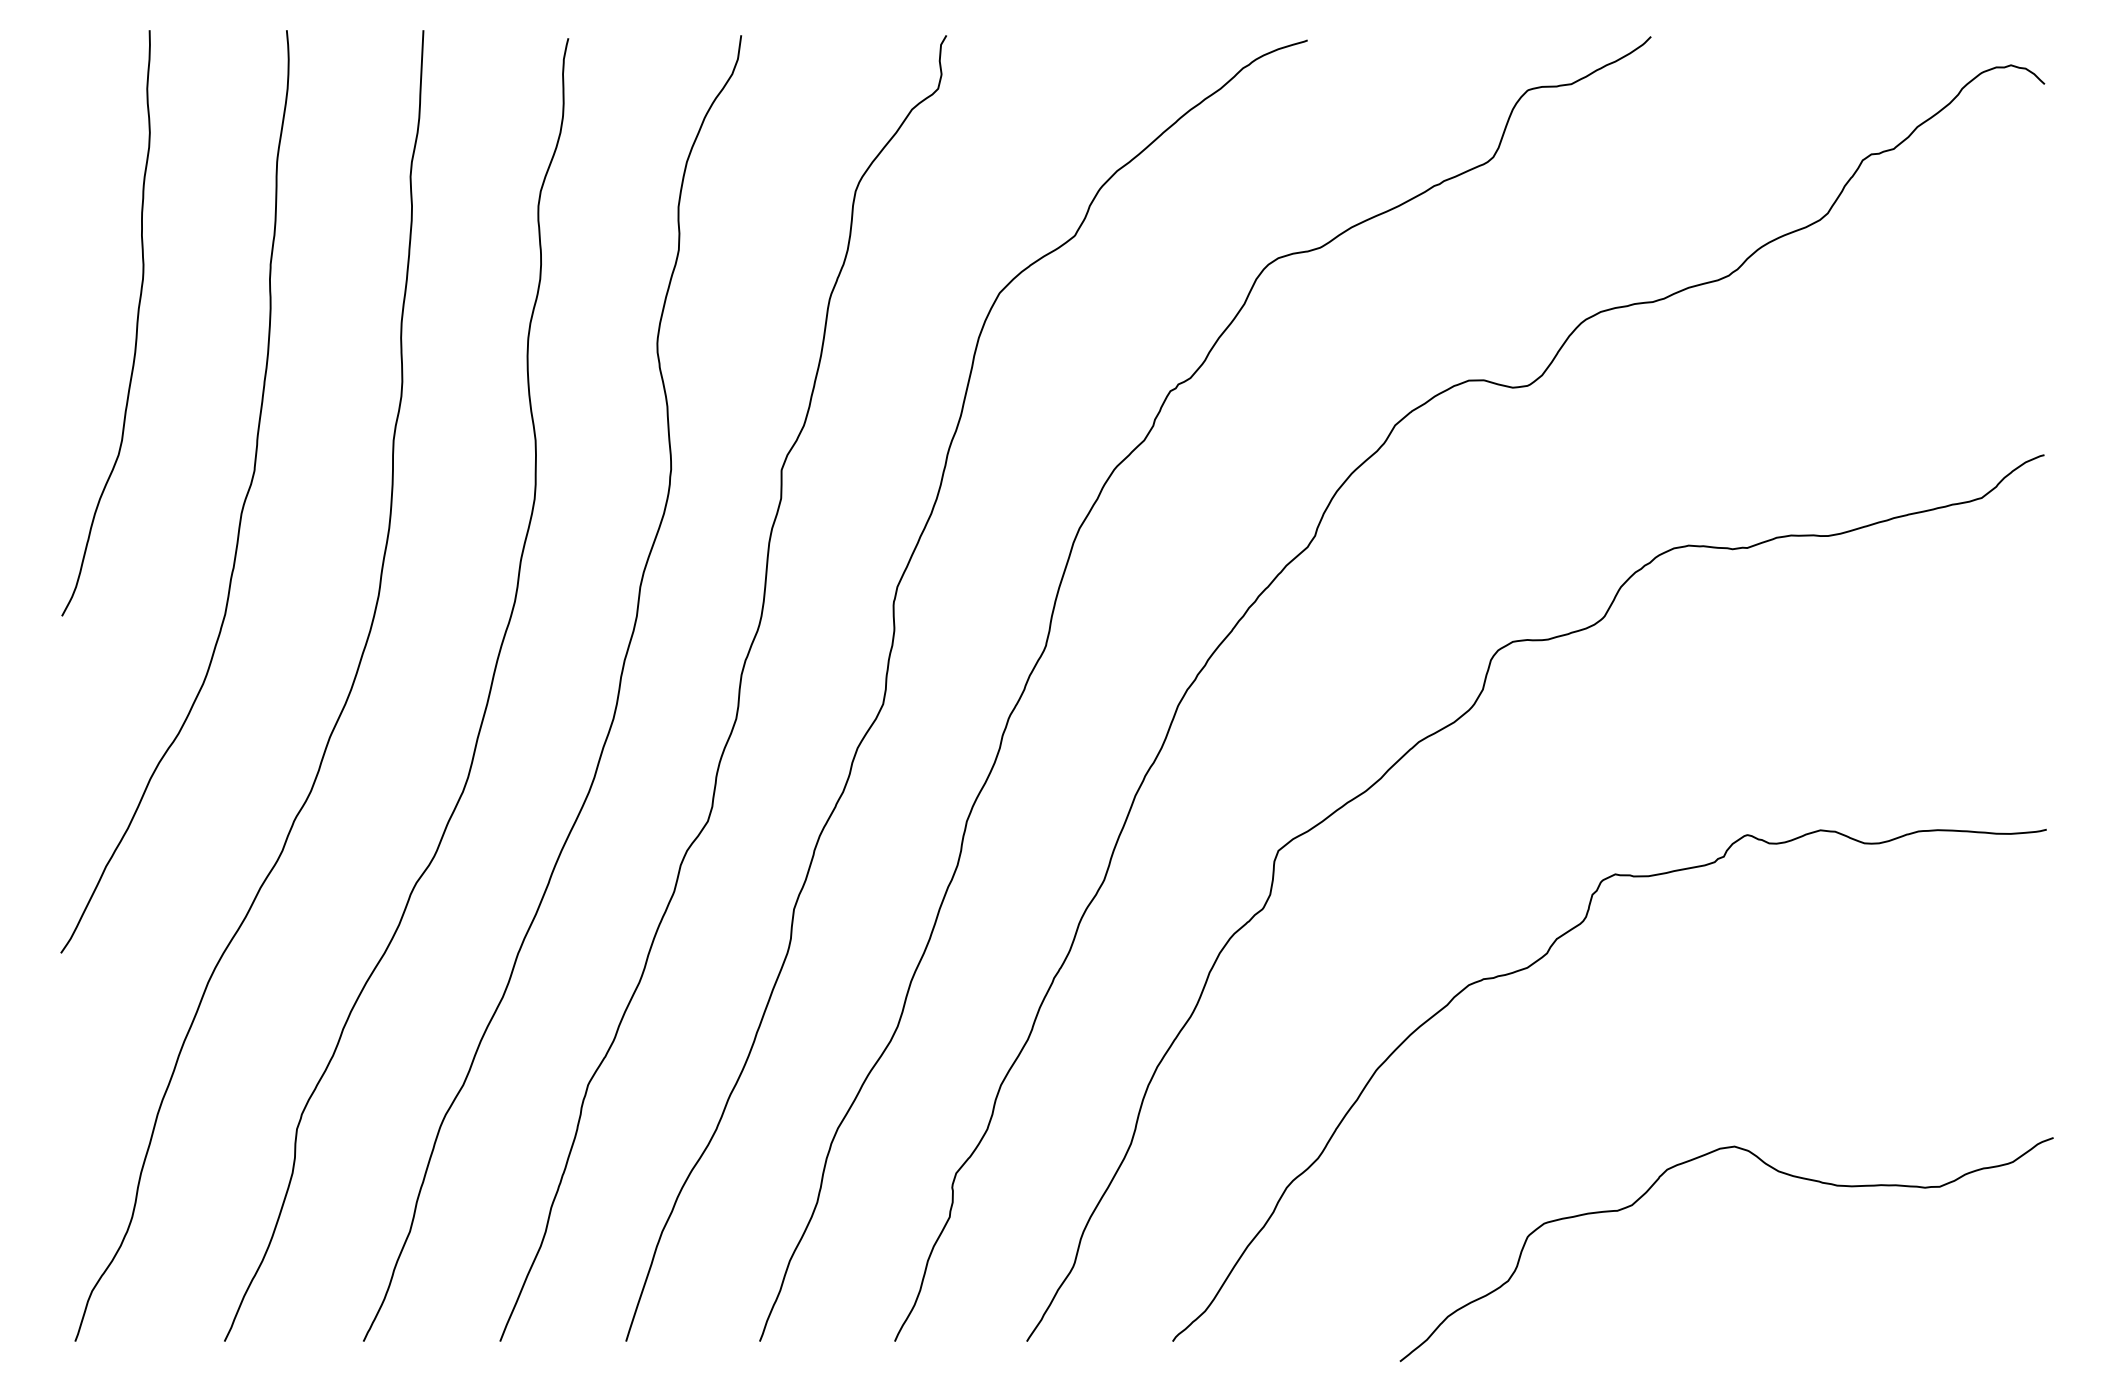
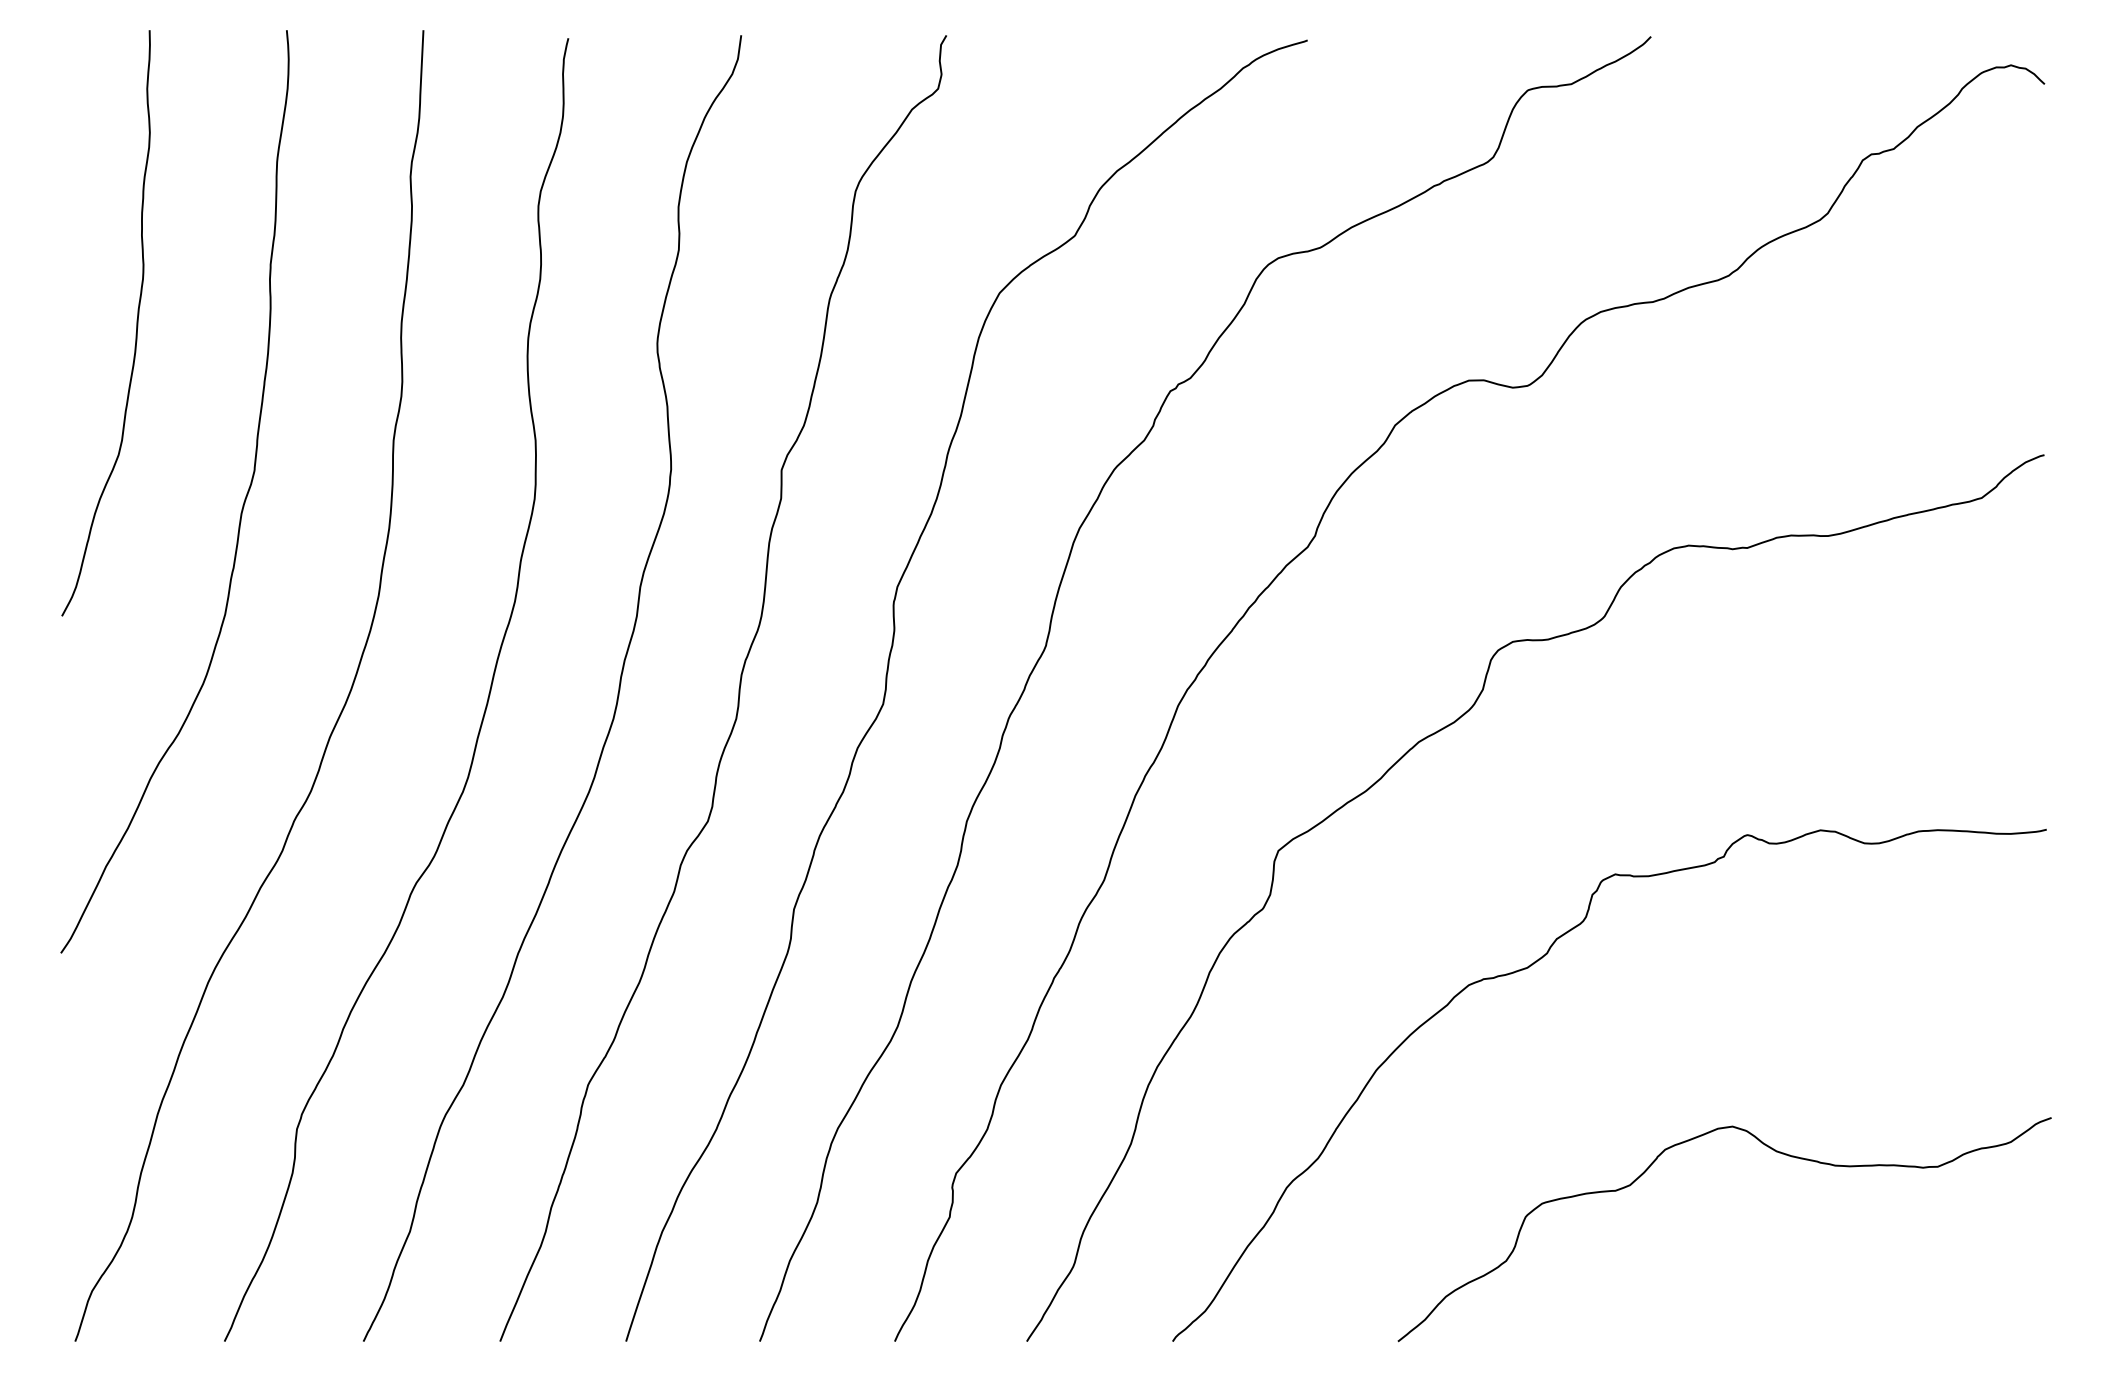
curve position: (1776, 1171) -> (1774, 1151) (1774, 1151)
